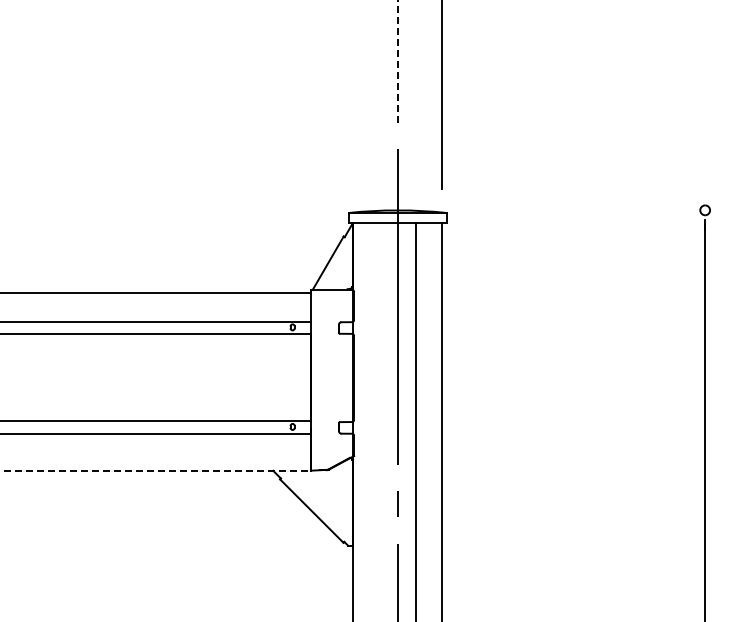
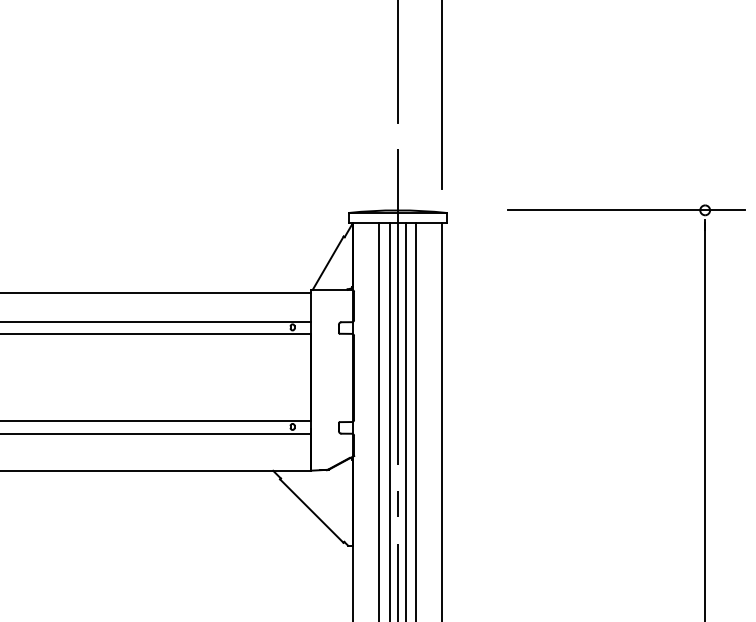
line: dashed -> solid (397, 61)
line: none -> present (626, 210)
line: none -> present (379, 420)
line: none -> present (389, 420)
line: none -> present (405, 420)
line: dashed -> solid (156, 470)
